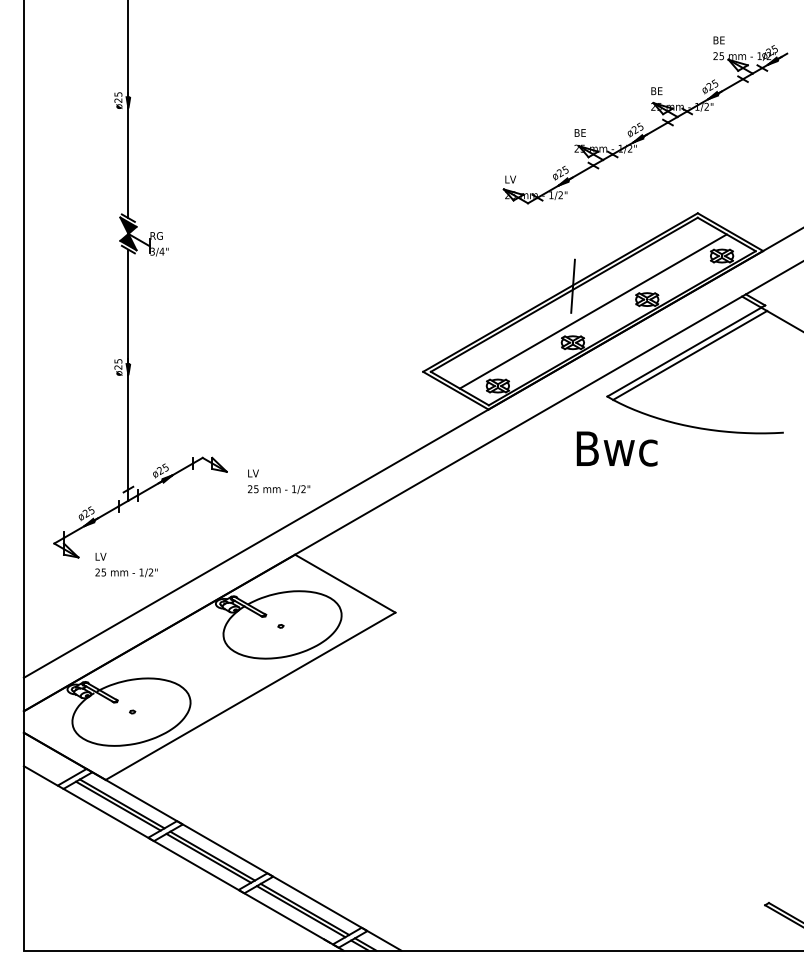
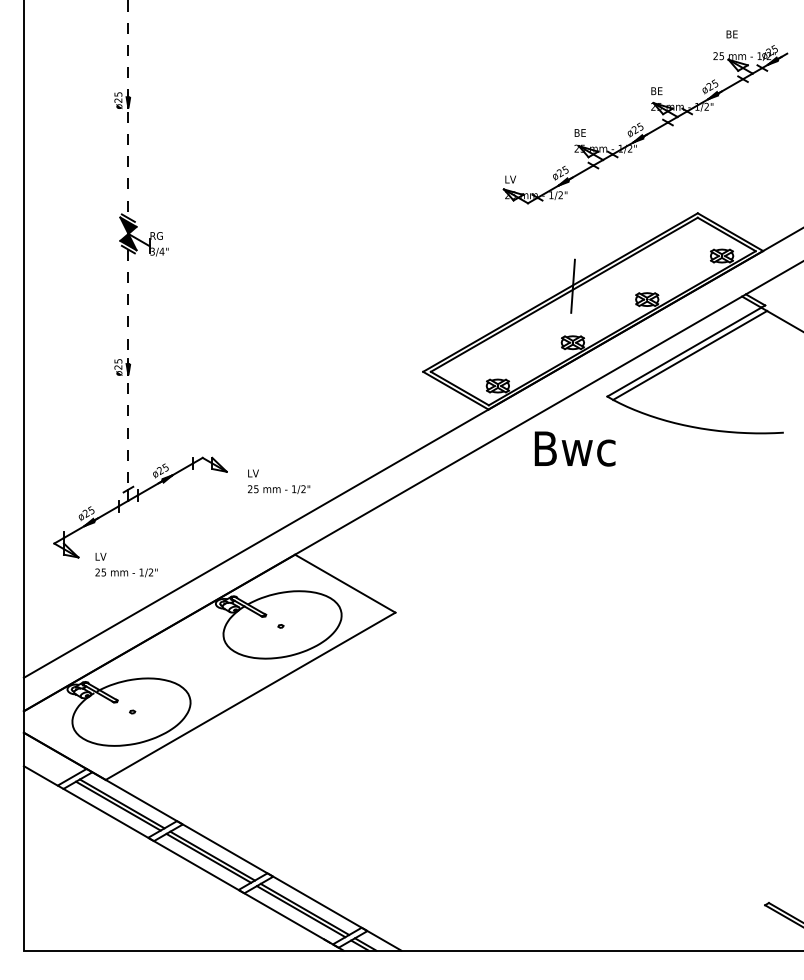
text position: (718, 40) -> (731, 34) (731, 34)
line: solid -> dashed (128, 109)
line: present -> none (592, 311)
line: solid -> dashed (128, 369)
text position: (616, 448) -> (574, 448) (574, 448)
